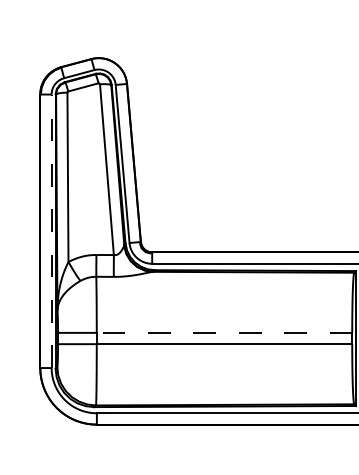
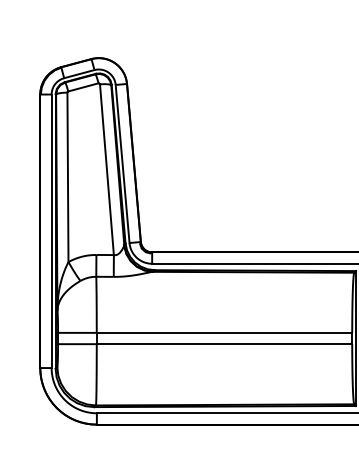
line: dashed -> solid (51, 231)
line: dashed -> solid (224, 332)
